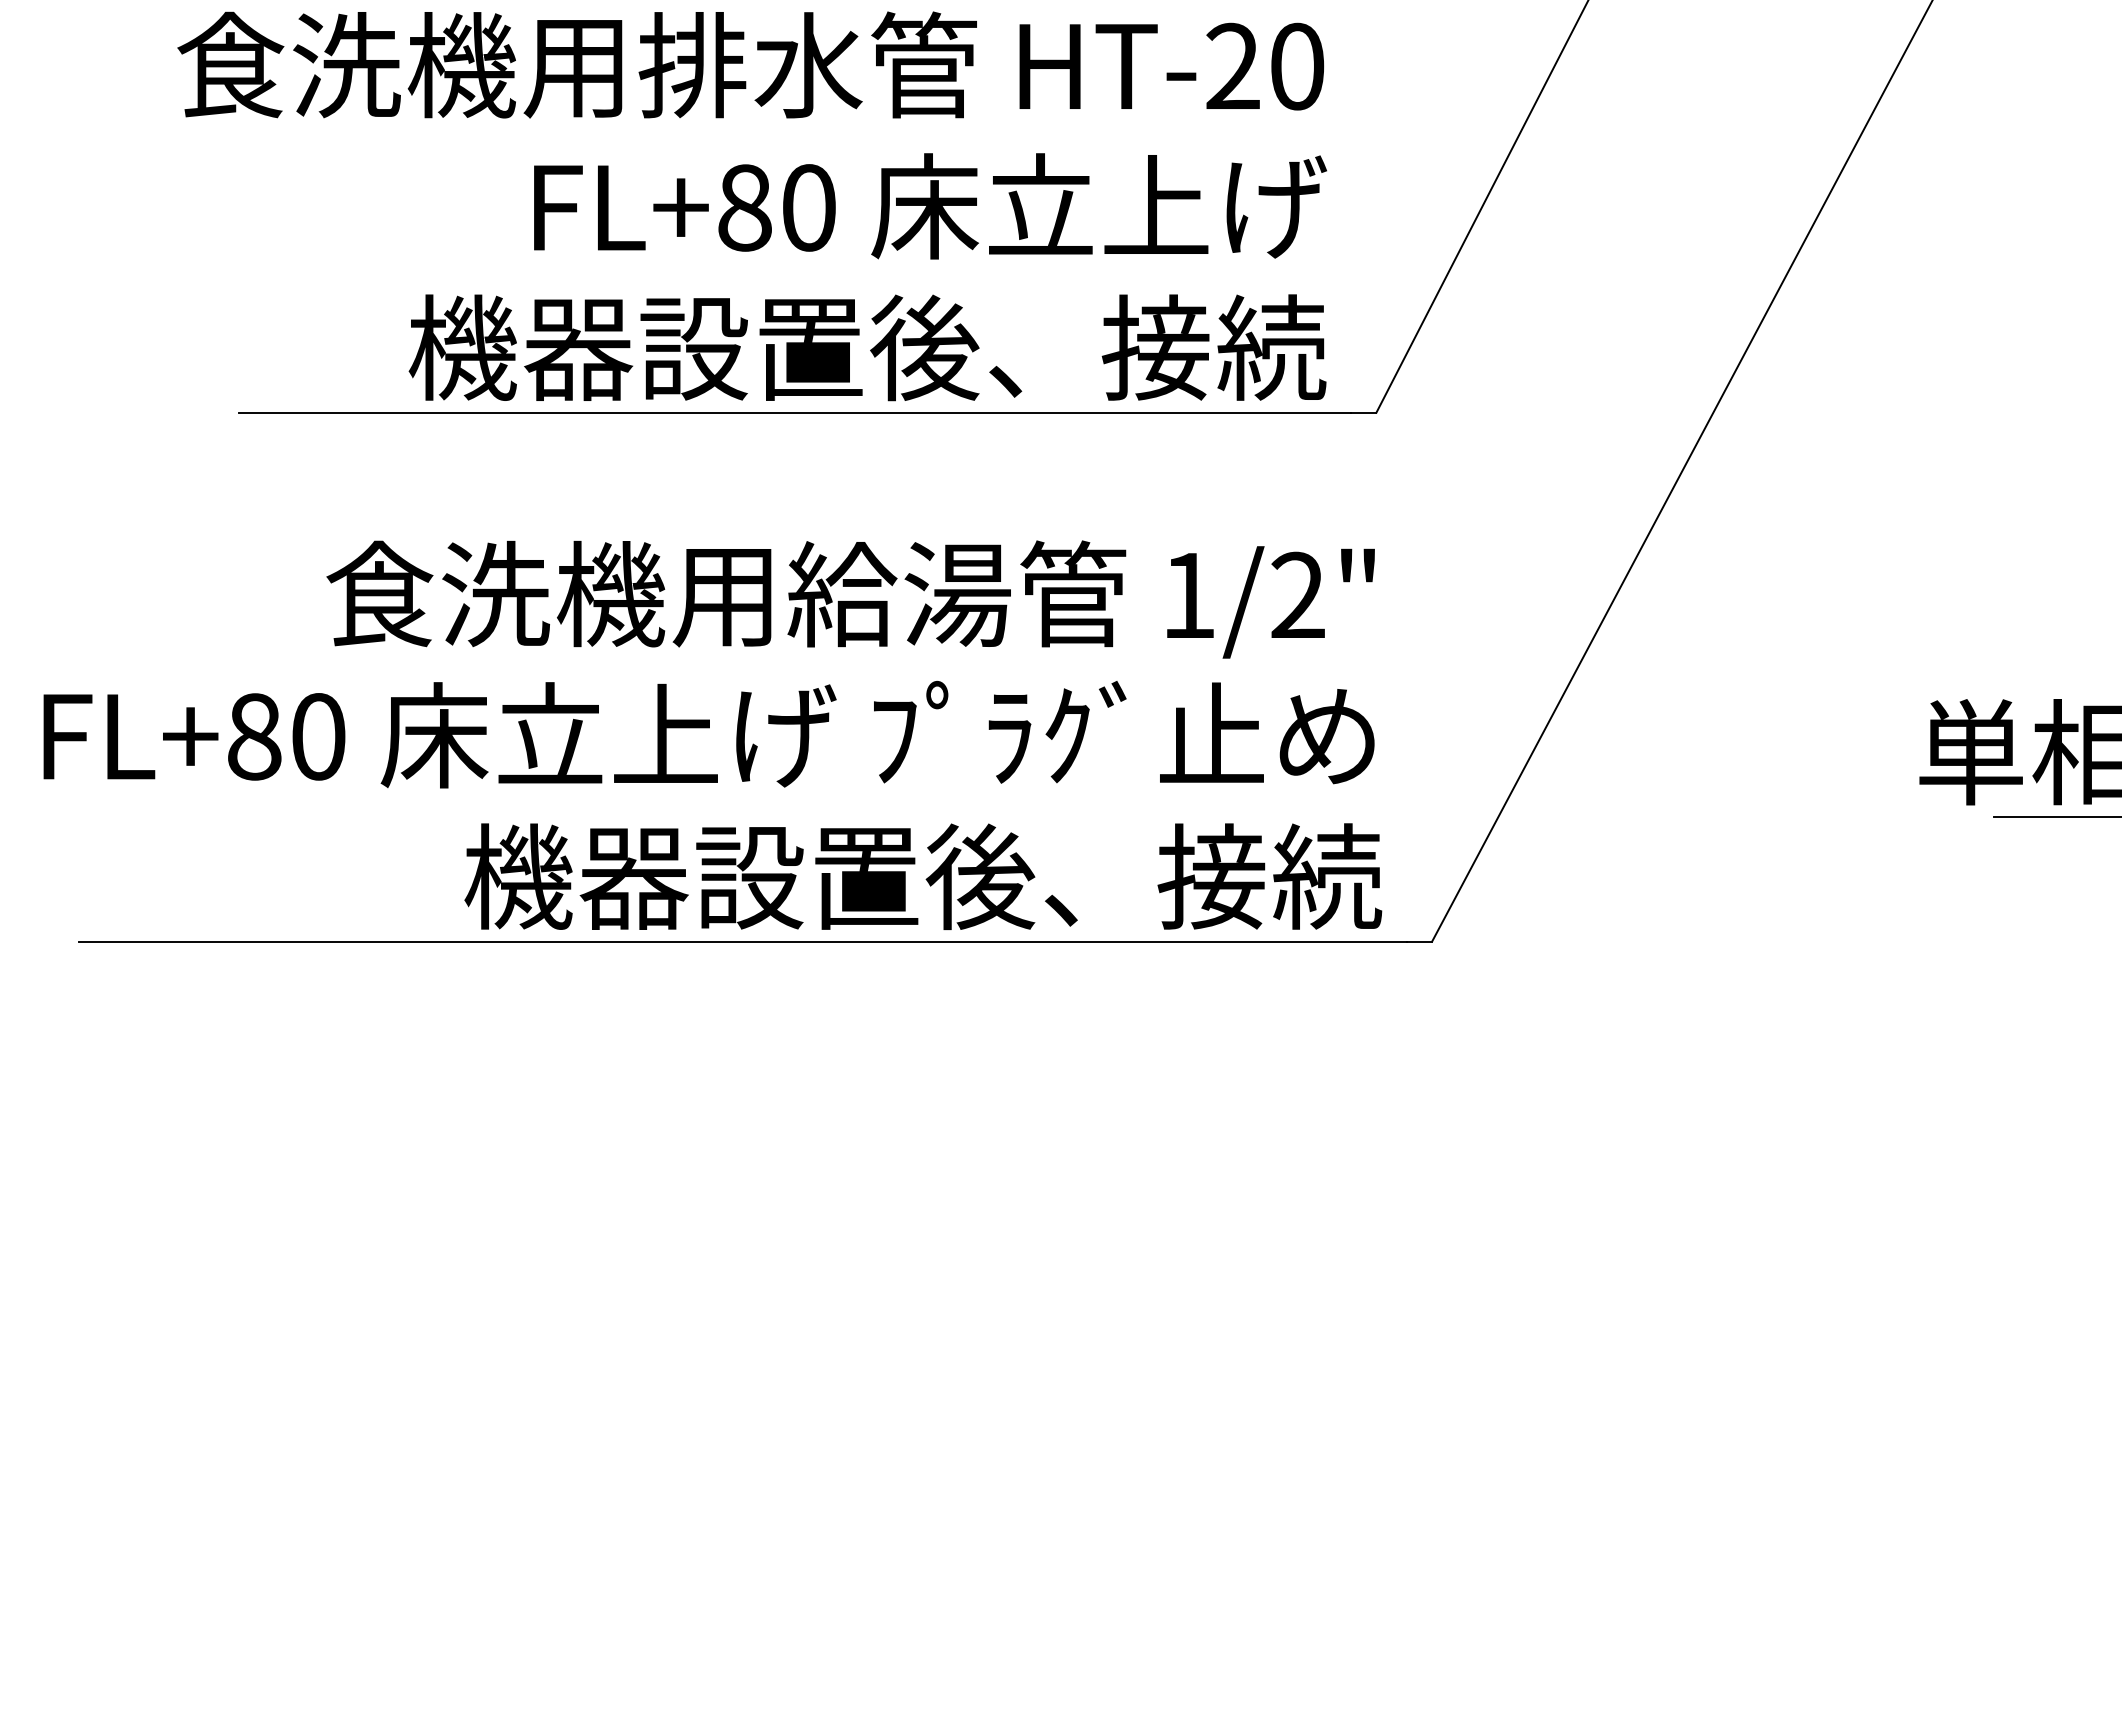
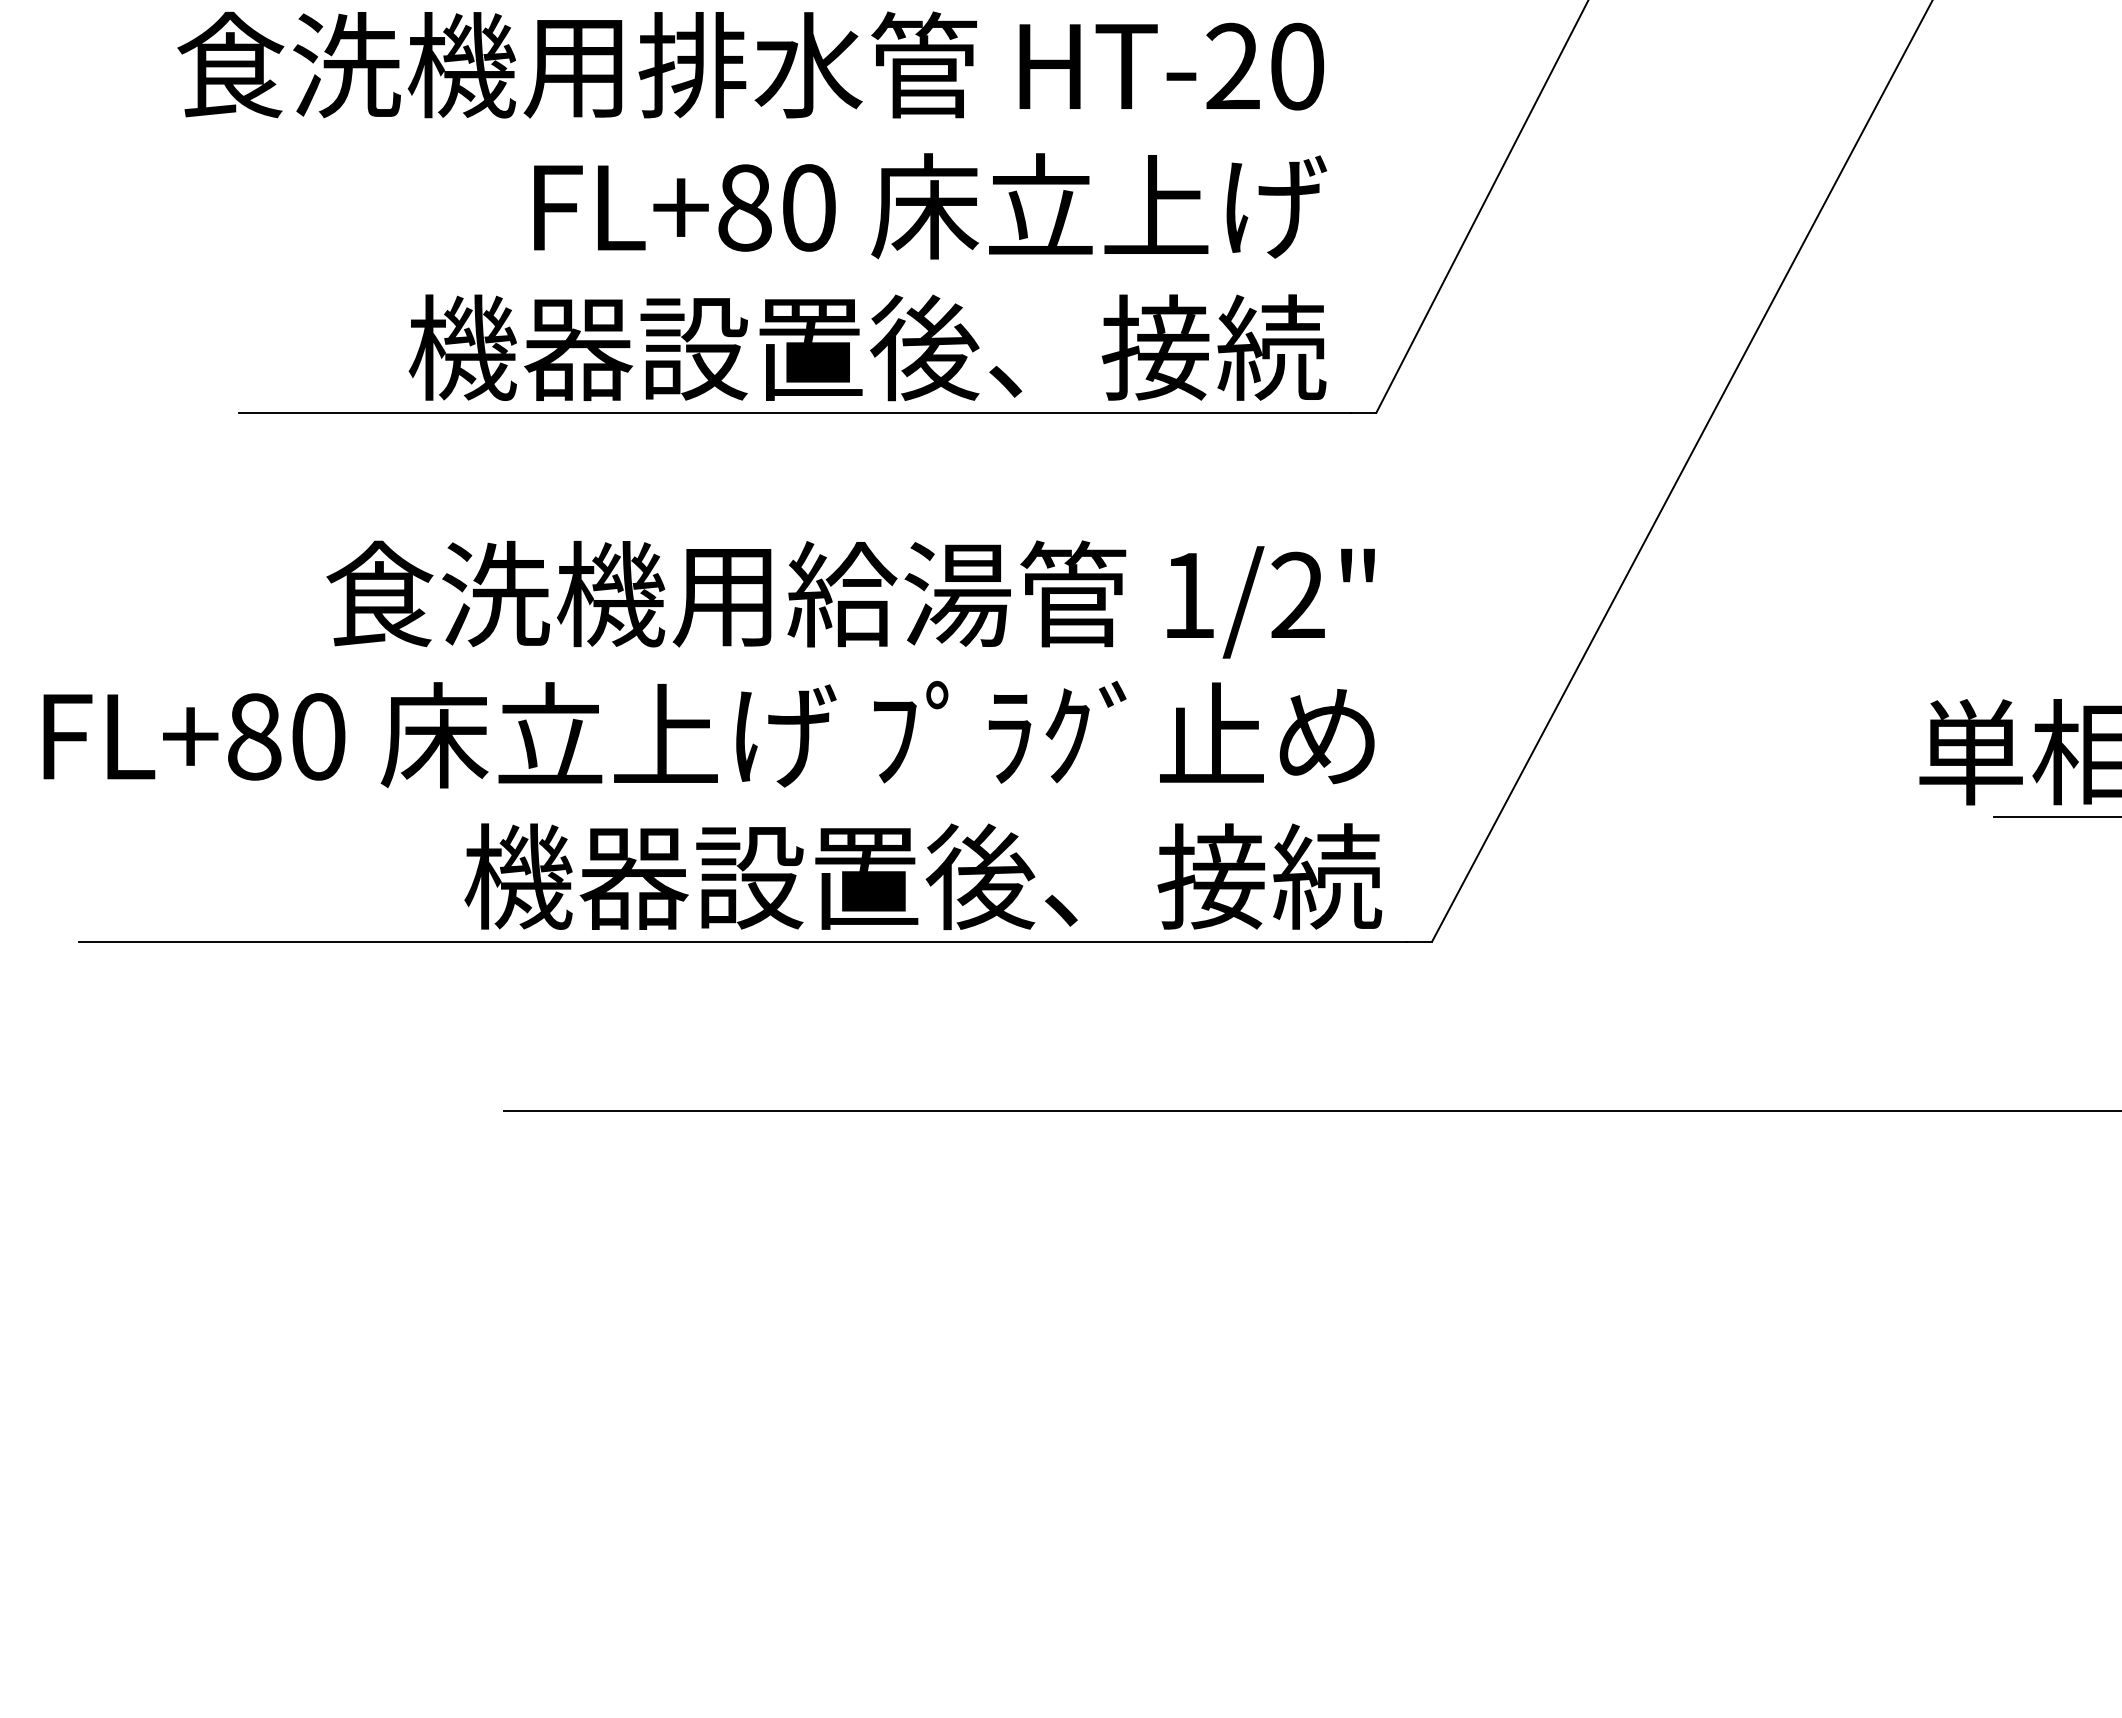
line: none -> present (1310, 1110)
